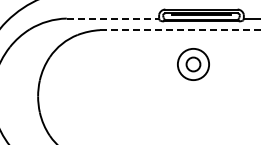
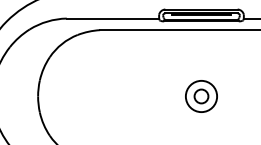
line: dashed -> solid (113, 18)
line: dashed -> solid (181, 30)
part position: (193, 64) -> (201, 96) (201, 96)
